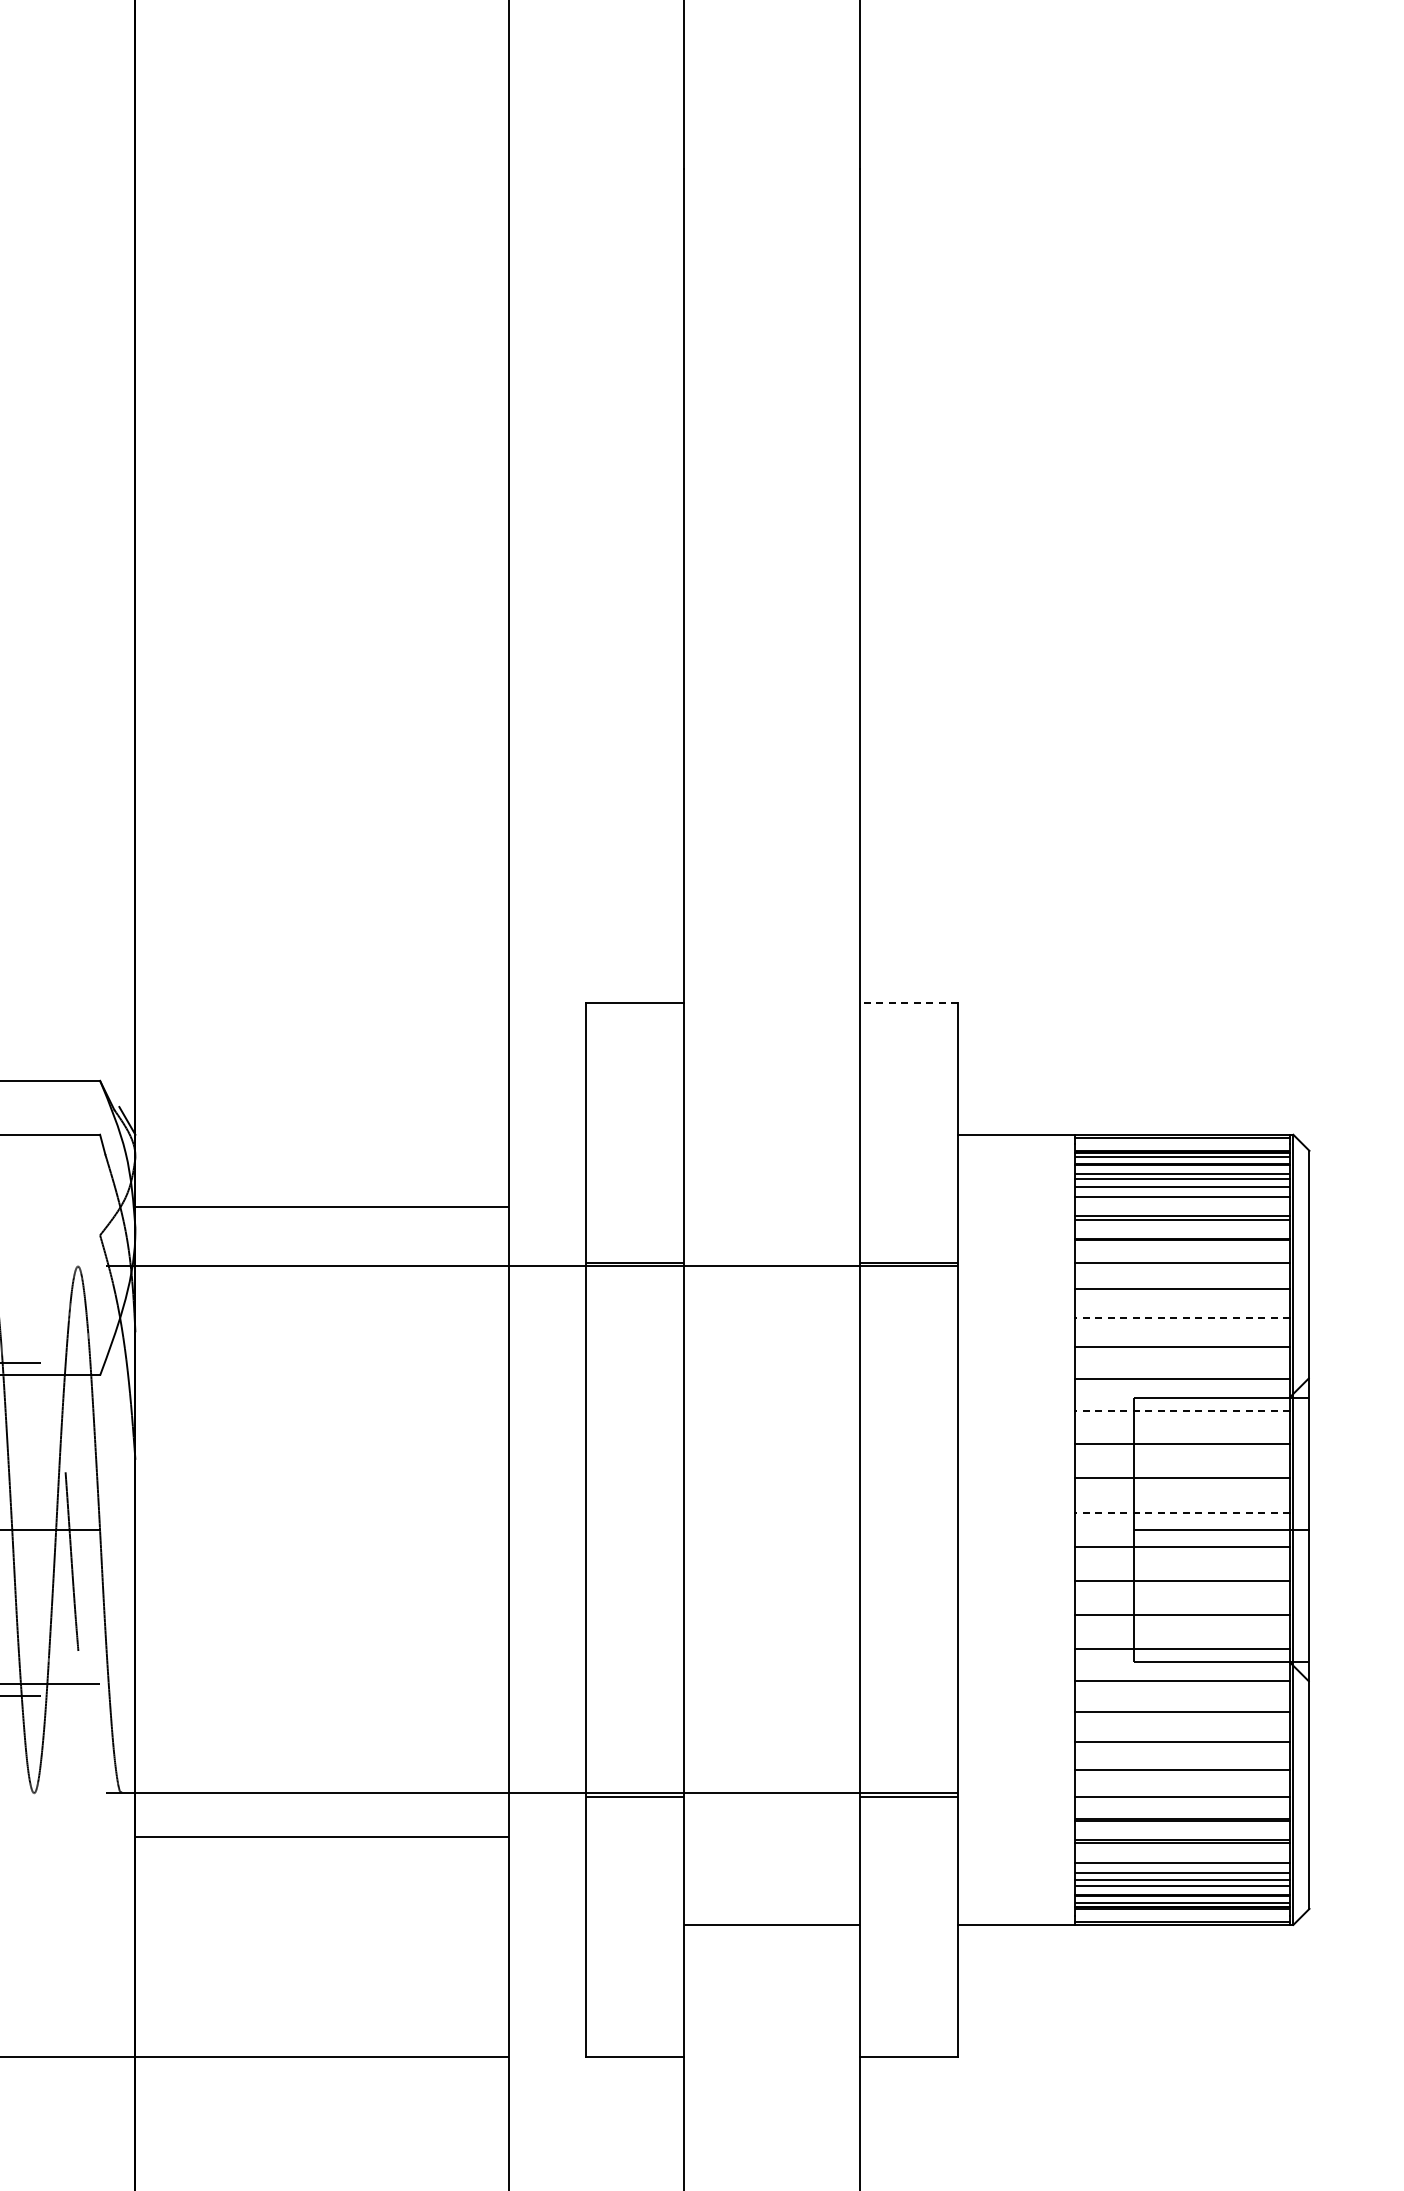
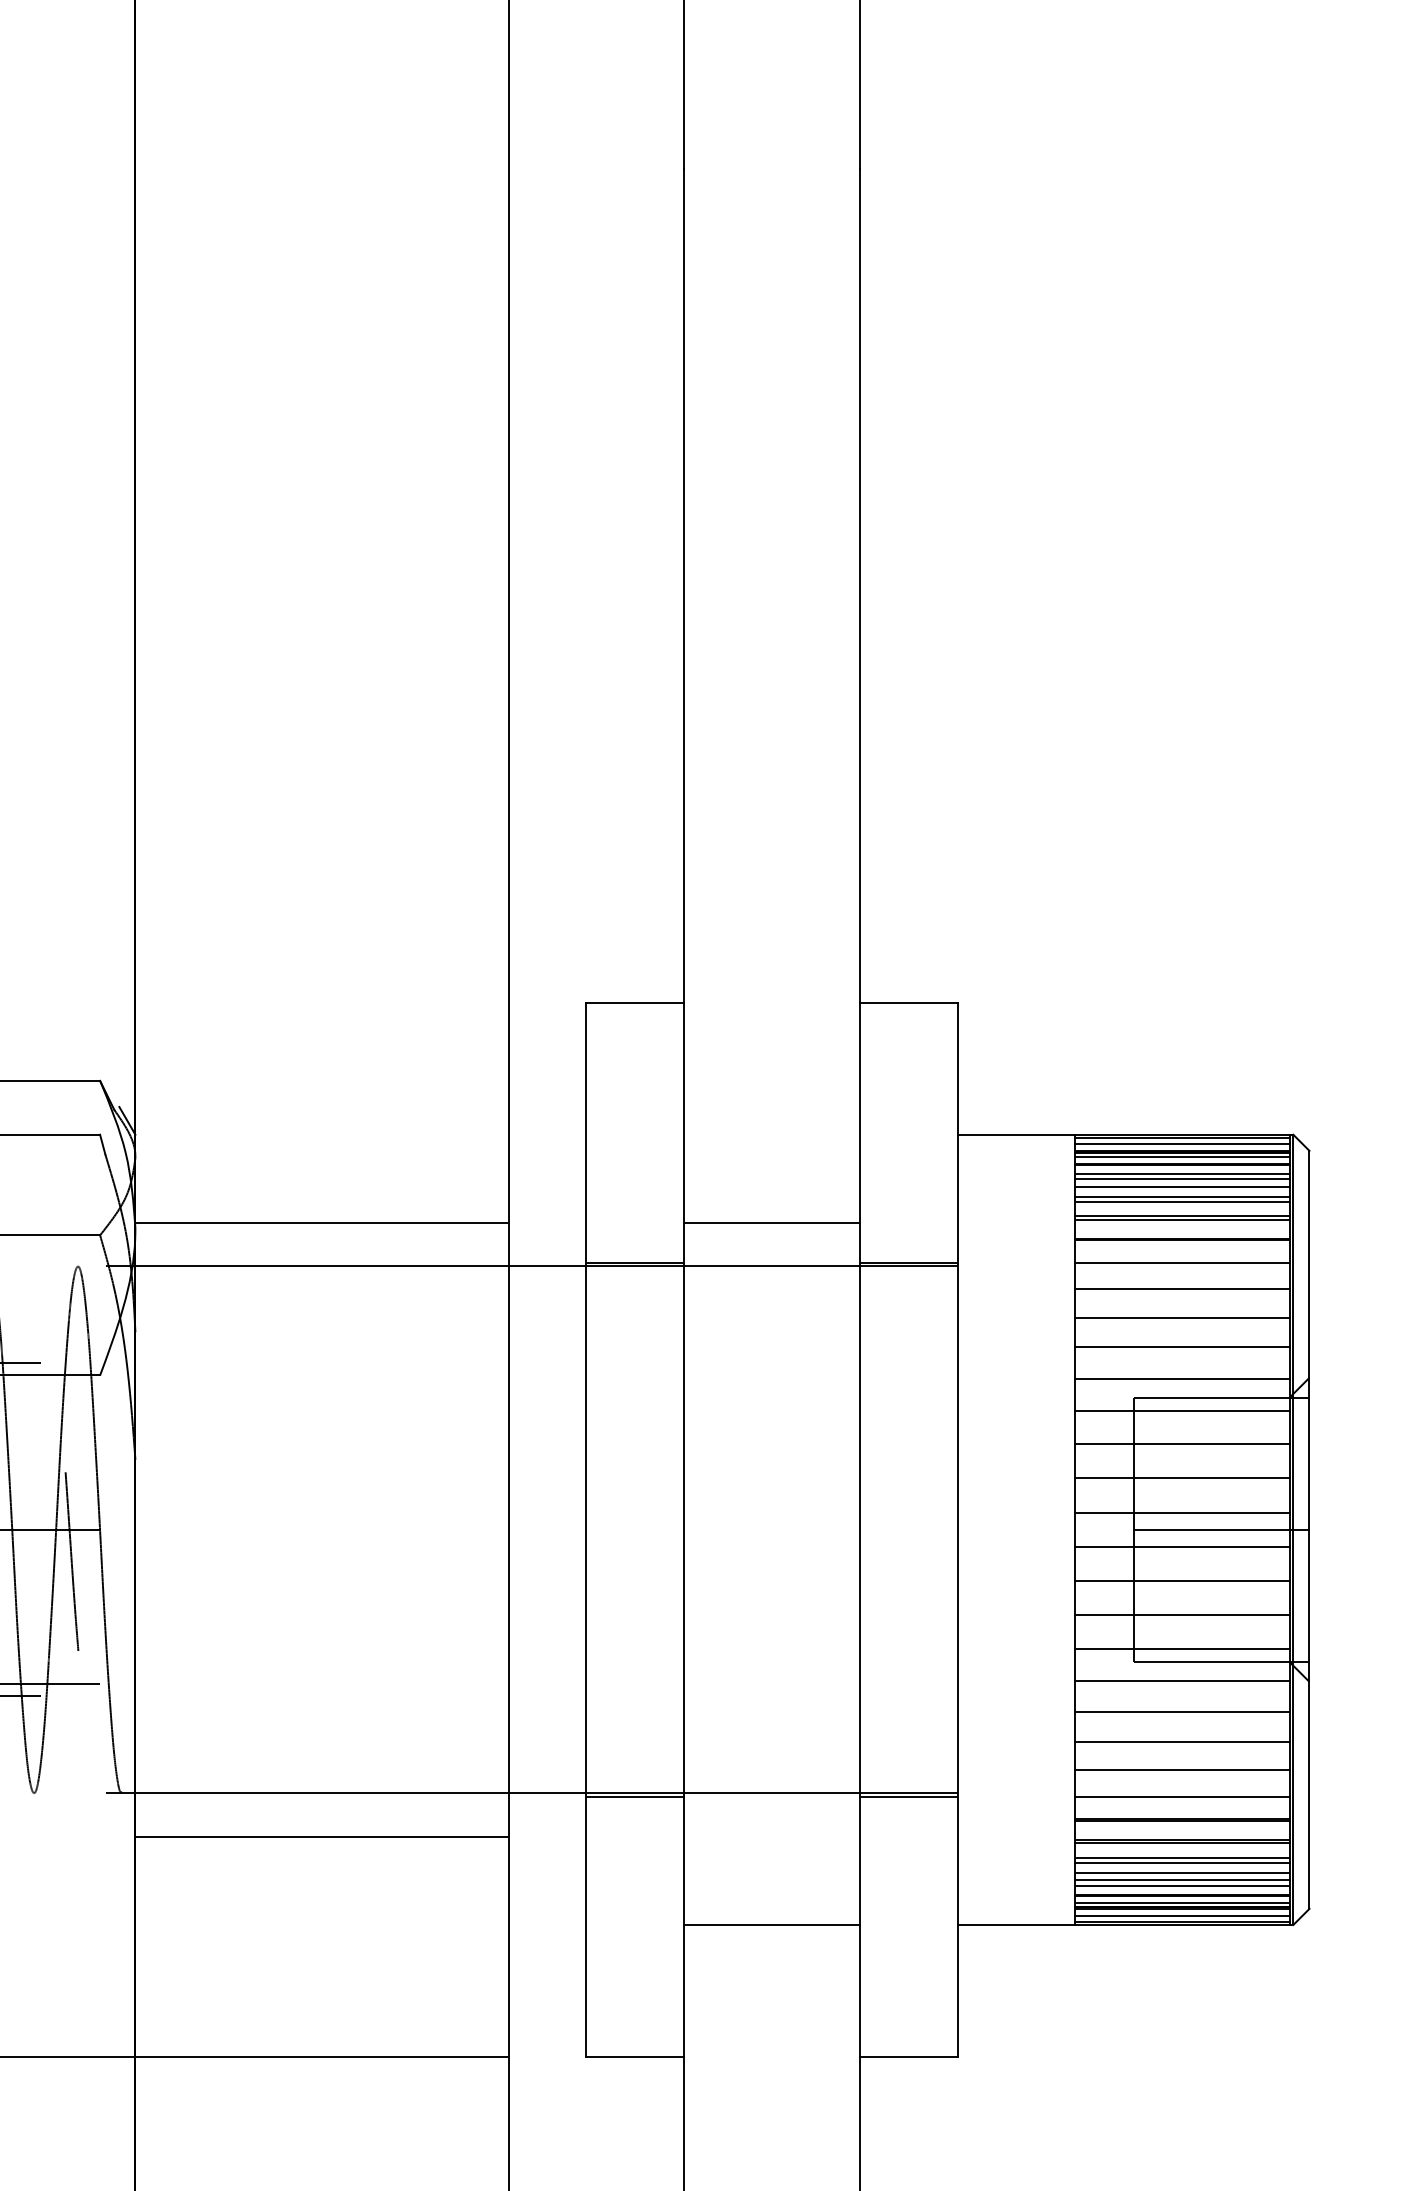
line: dashed -> solid (908, 1003)
line: none -> present (1182, 1144)
line: none -> present (1182, 1202)
line position: (321, 1206) -> (321, 1222) (321, 1222)
line: none -> present (771, 1222)
line: none -> present (51, 1235)
line: dashed -> solid (1182, 1317)
line: dashed -> solid (1182, 1411)
line: dashed -> solid (1182, 1512)
line: none -> present (1182, 1857)
line: none -> present (1182, 1915)
